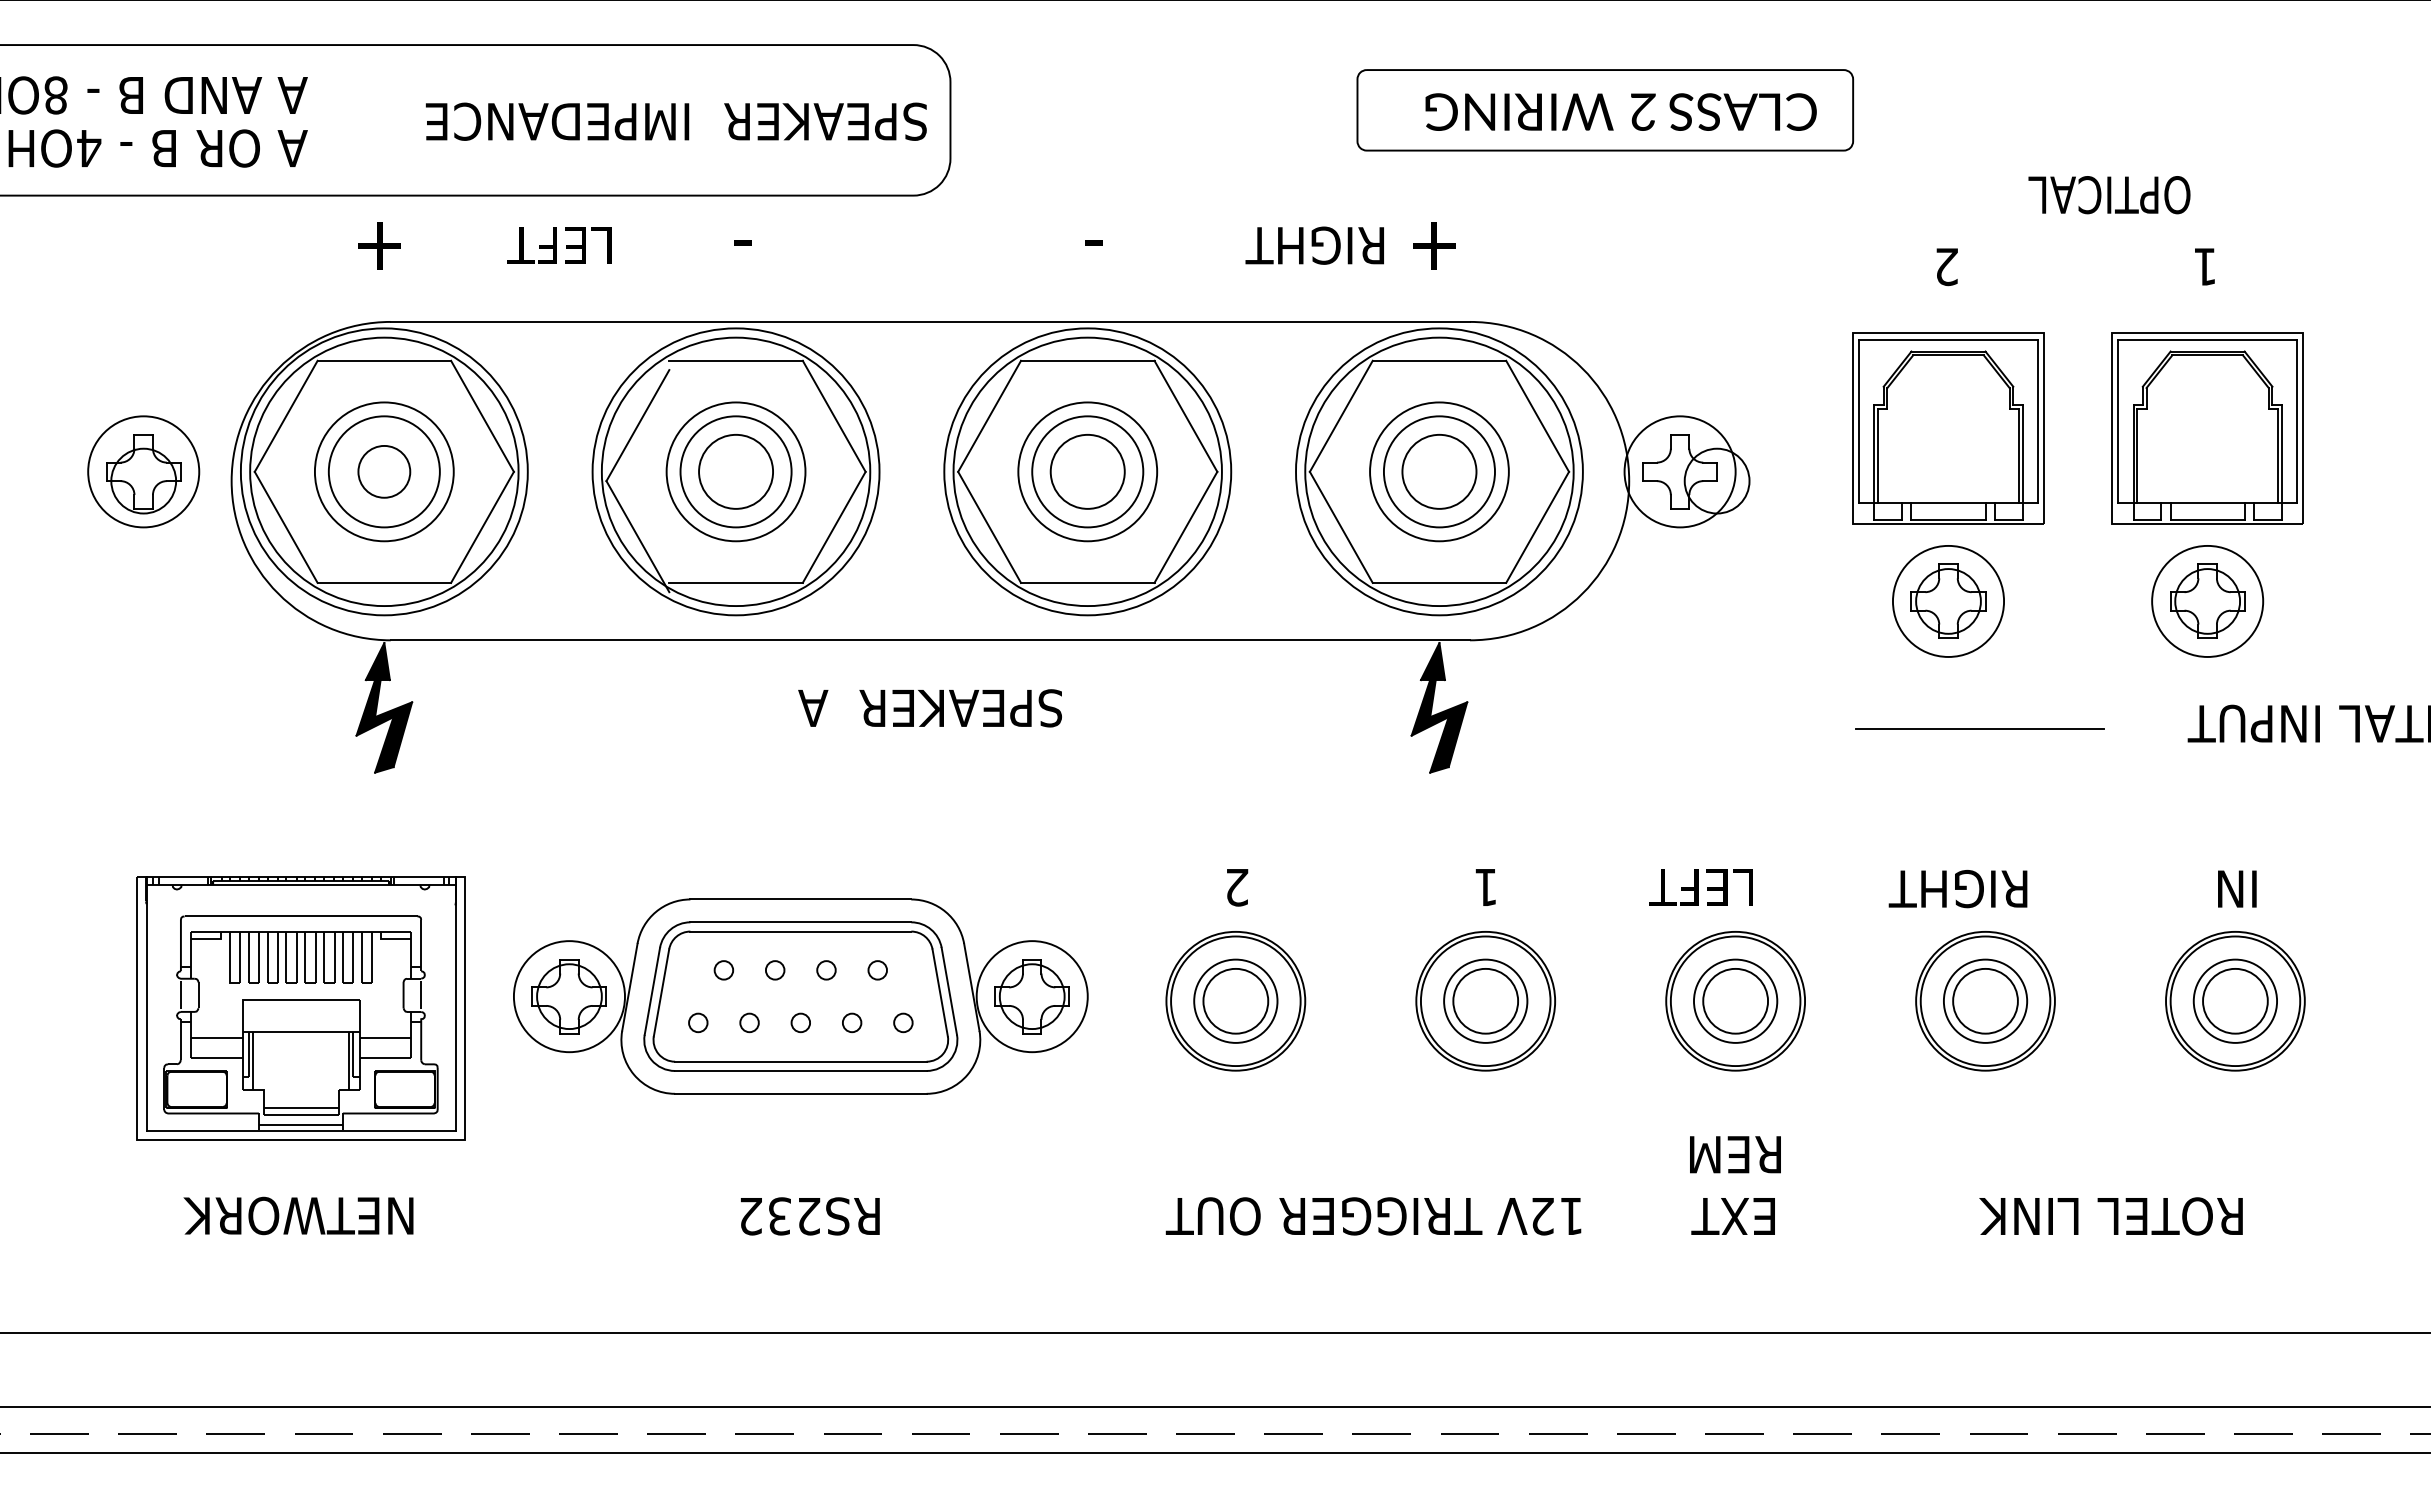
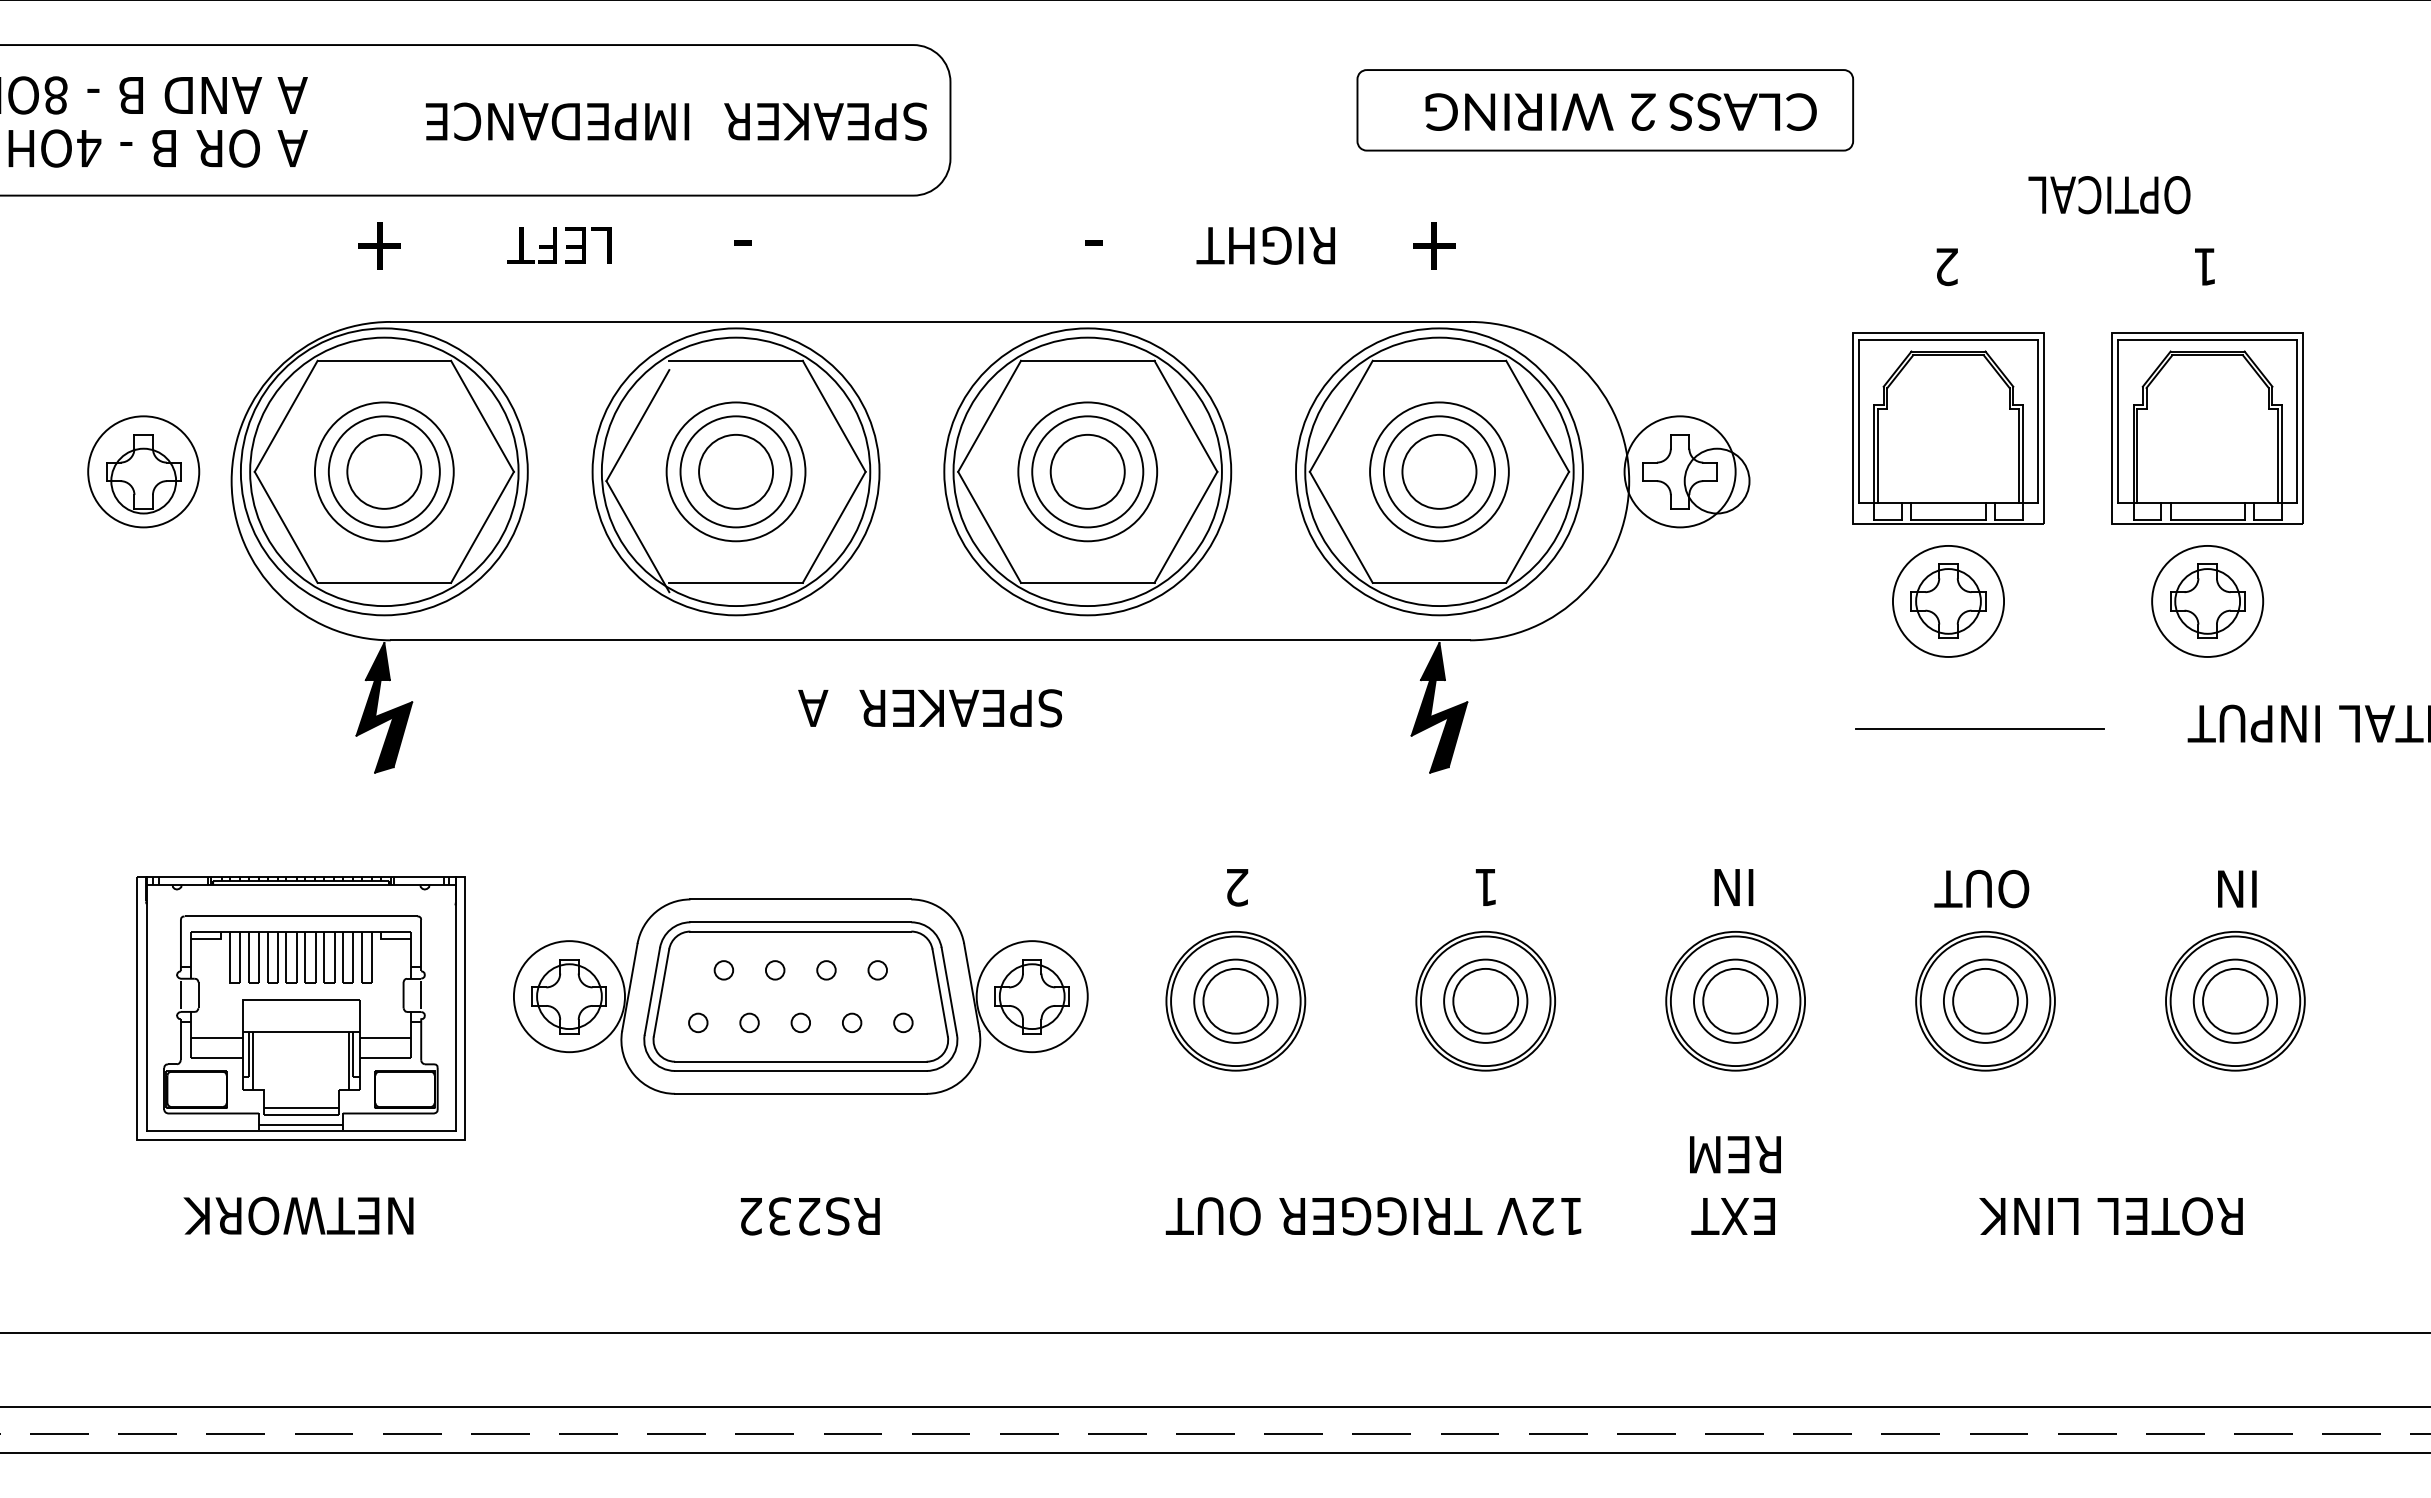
text position: (1314, 245) -> (1265, 245) (1265, 245)
circle diameter: 52 px -> 74 px (384, 471)
text: LEFT -> IN (1701, 887)
text: RIGHT -> OUT (1958, 888)
